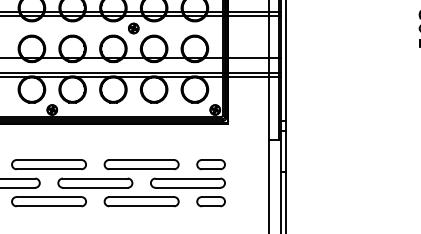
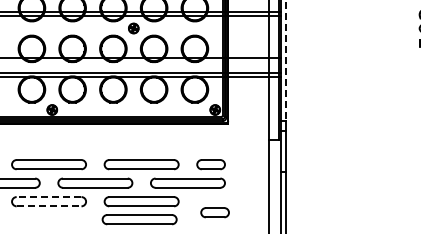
line: solid -> dashed (286, 61)
line: solid -> dashed (48, 197)
part position: (210, 201) -> (214, 212) (214, 212)
line: solid -> dashed (49, 206)
part: none -> present (139, 219)
